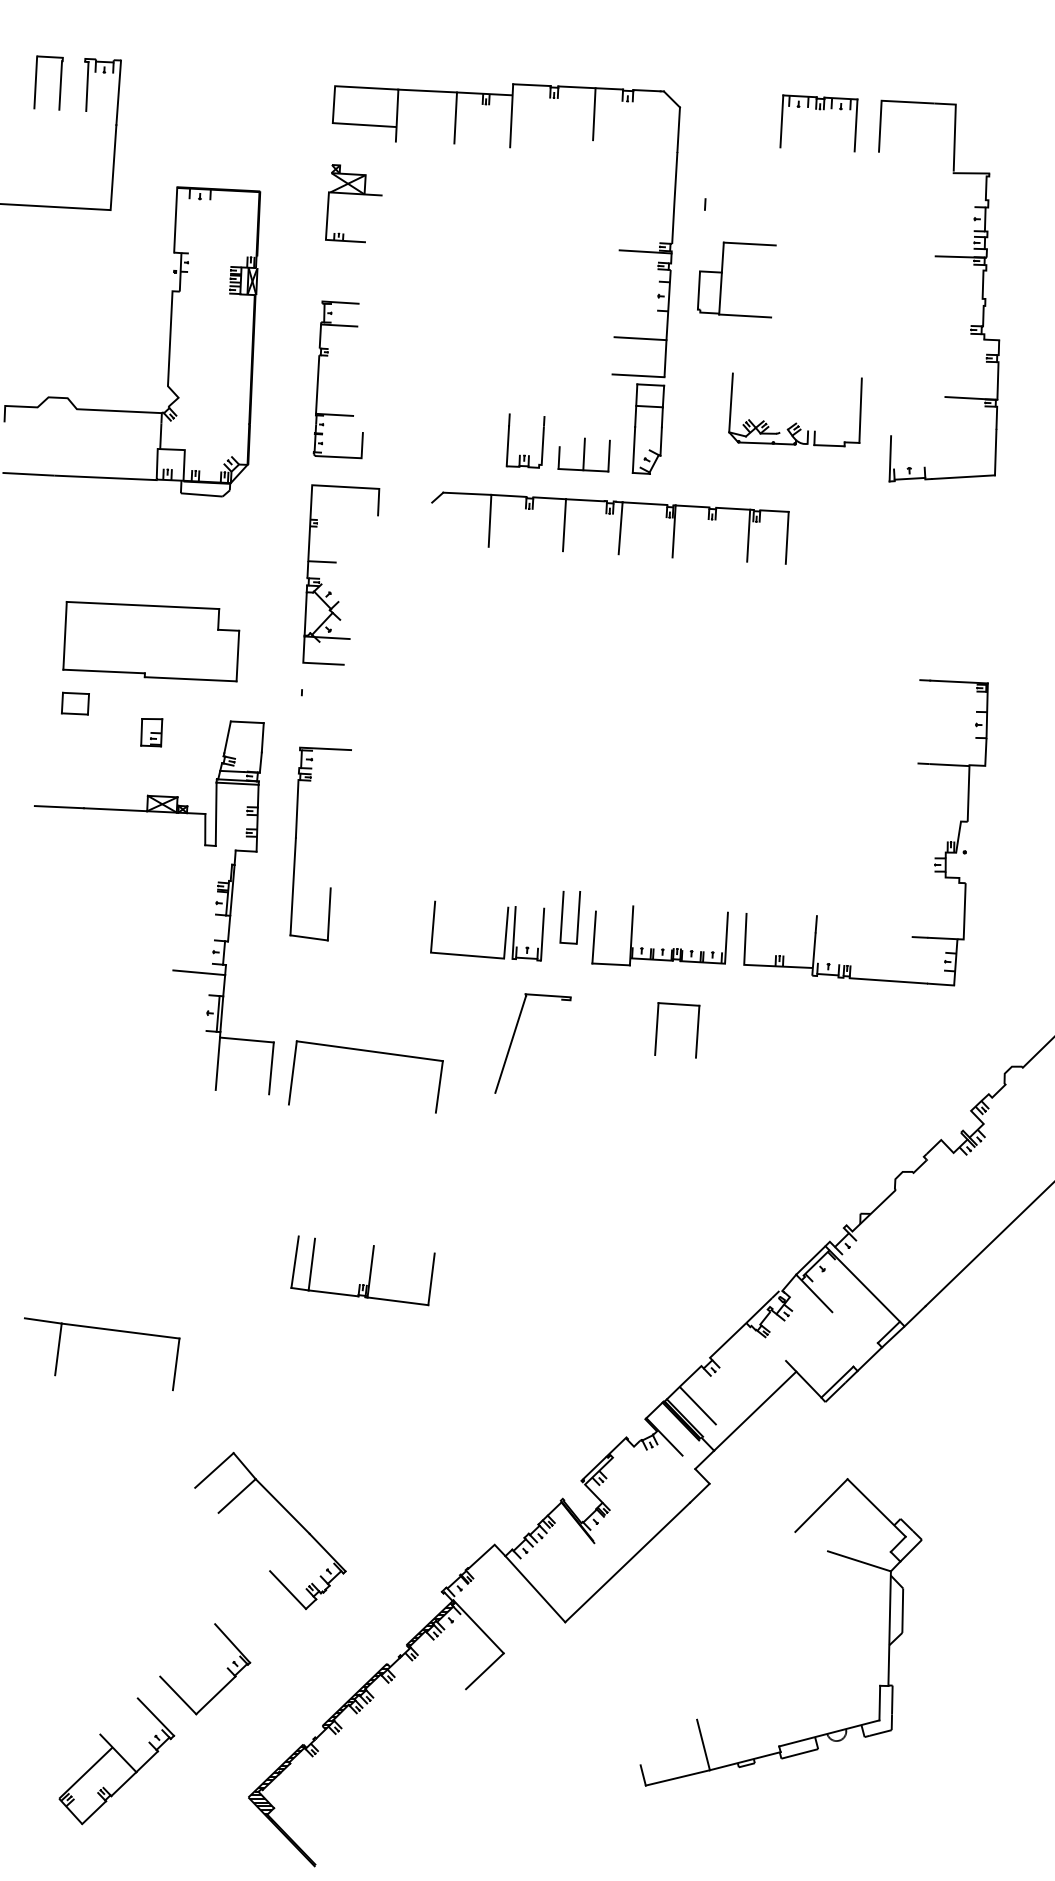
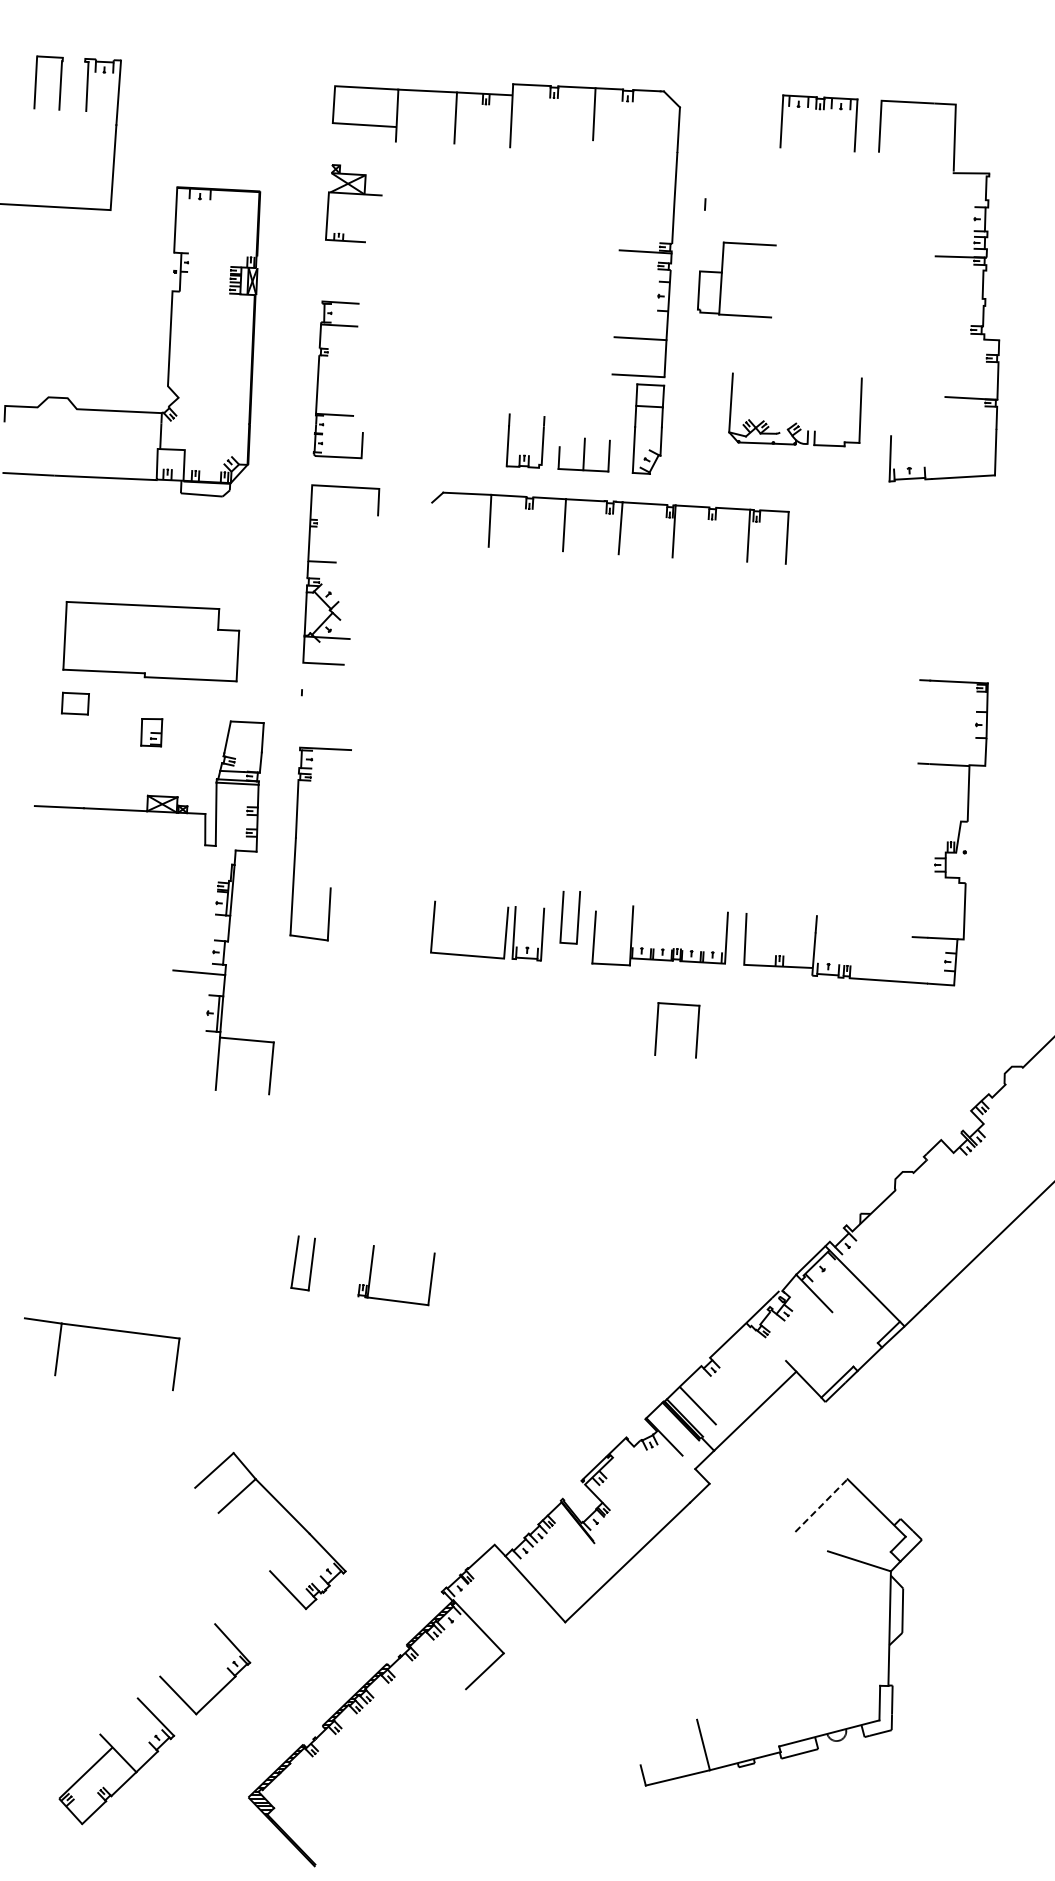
part: present -> none (514, 1036)
part: present -> none (369, 1052)
line: present -> none (333, 1293)
line: solid -> dashed (821, 1505)
